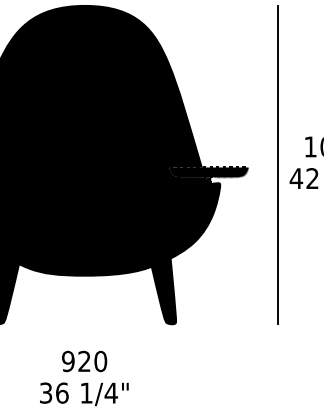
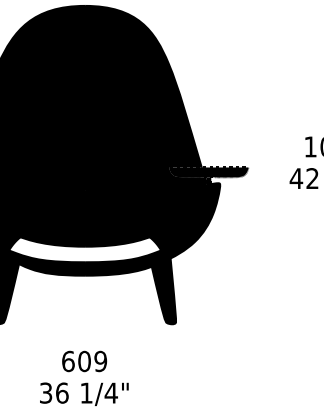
line: present -> none (277, 164)
fill: present -> none (85, 249)
text: 920 -> 609 (84, 361)
